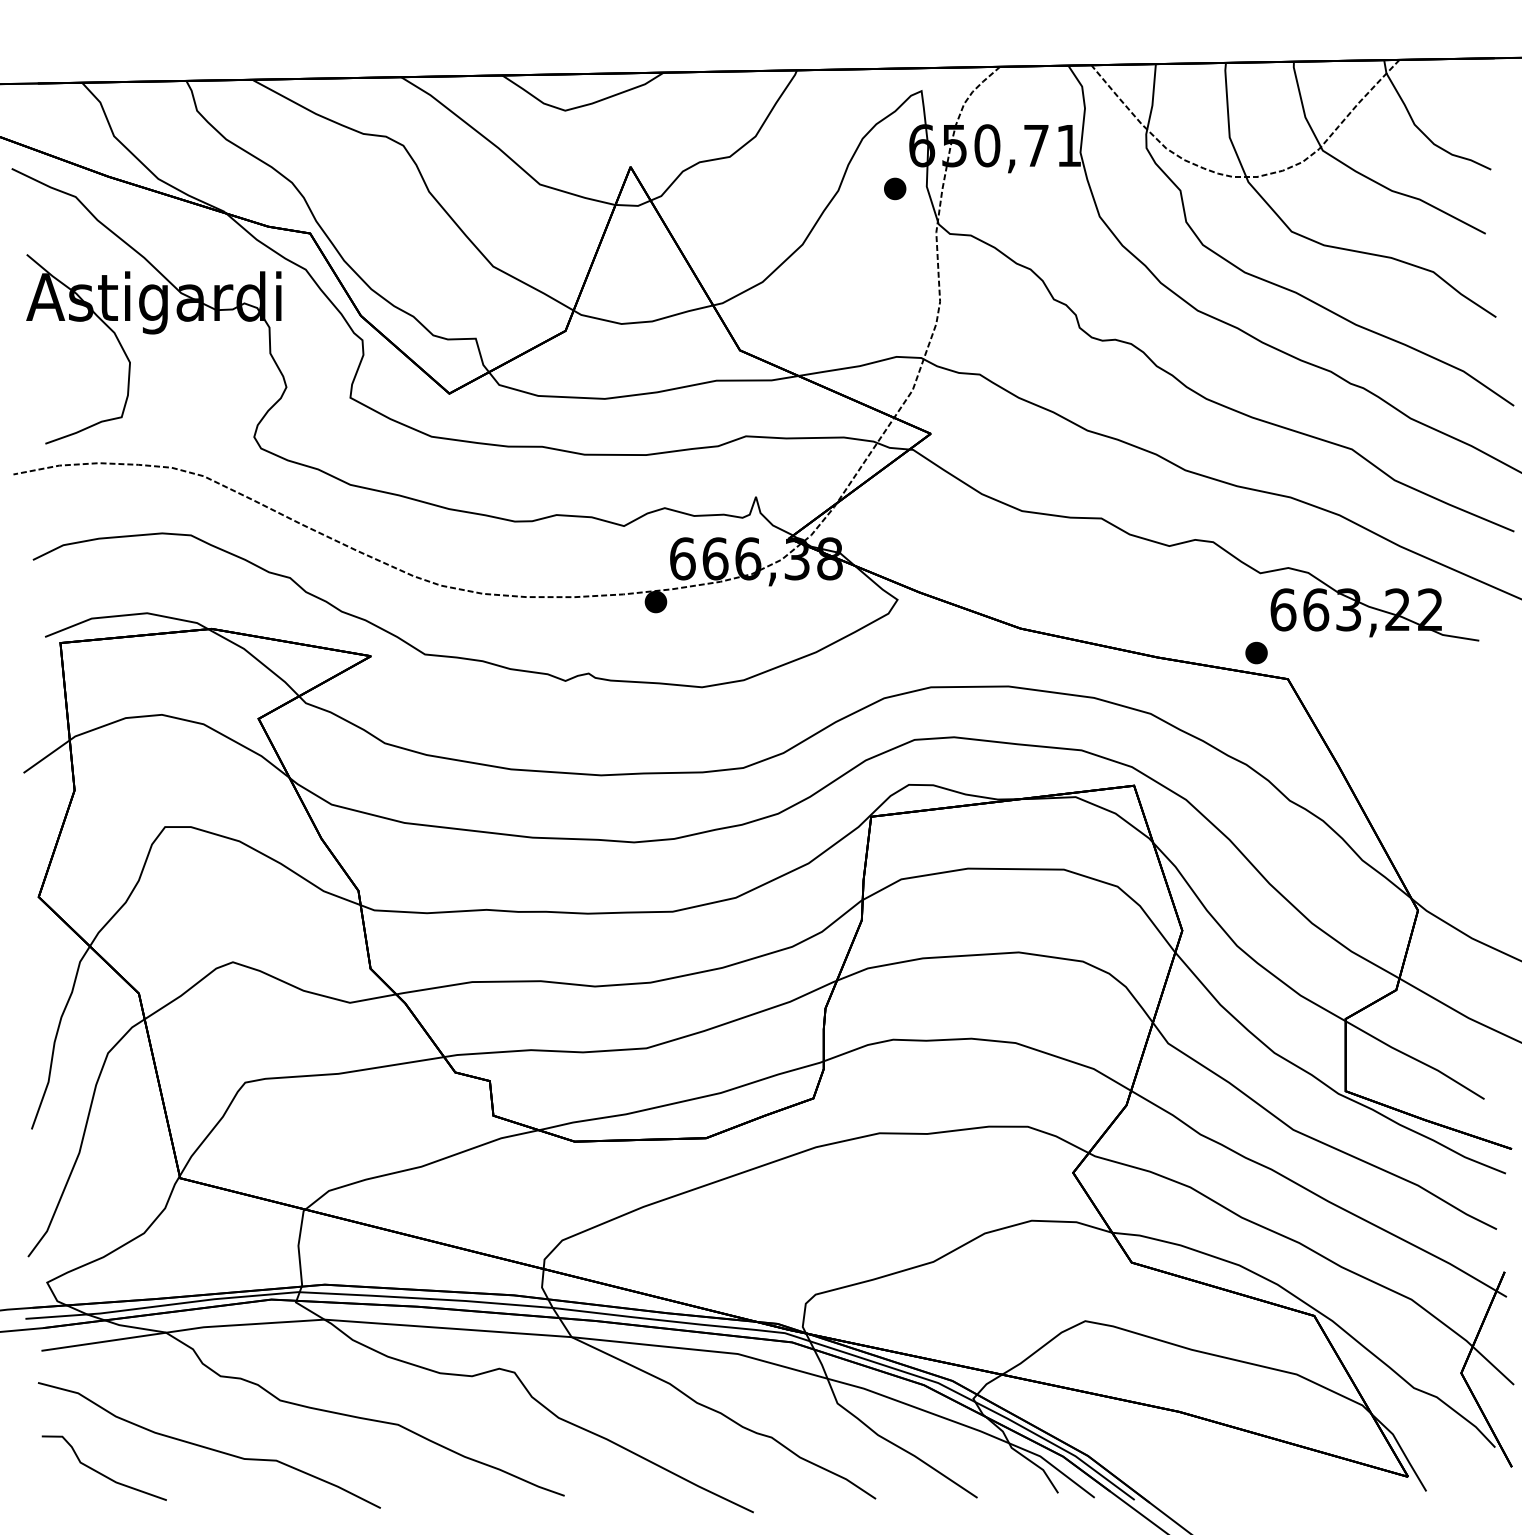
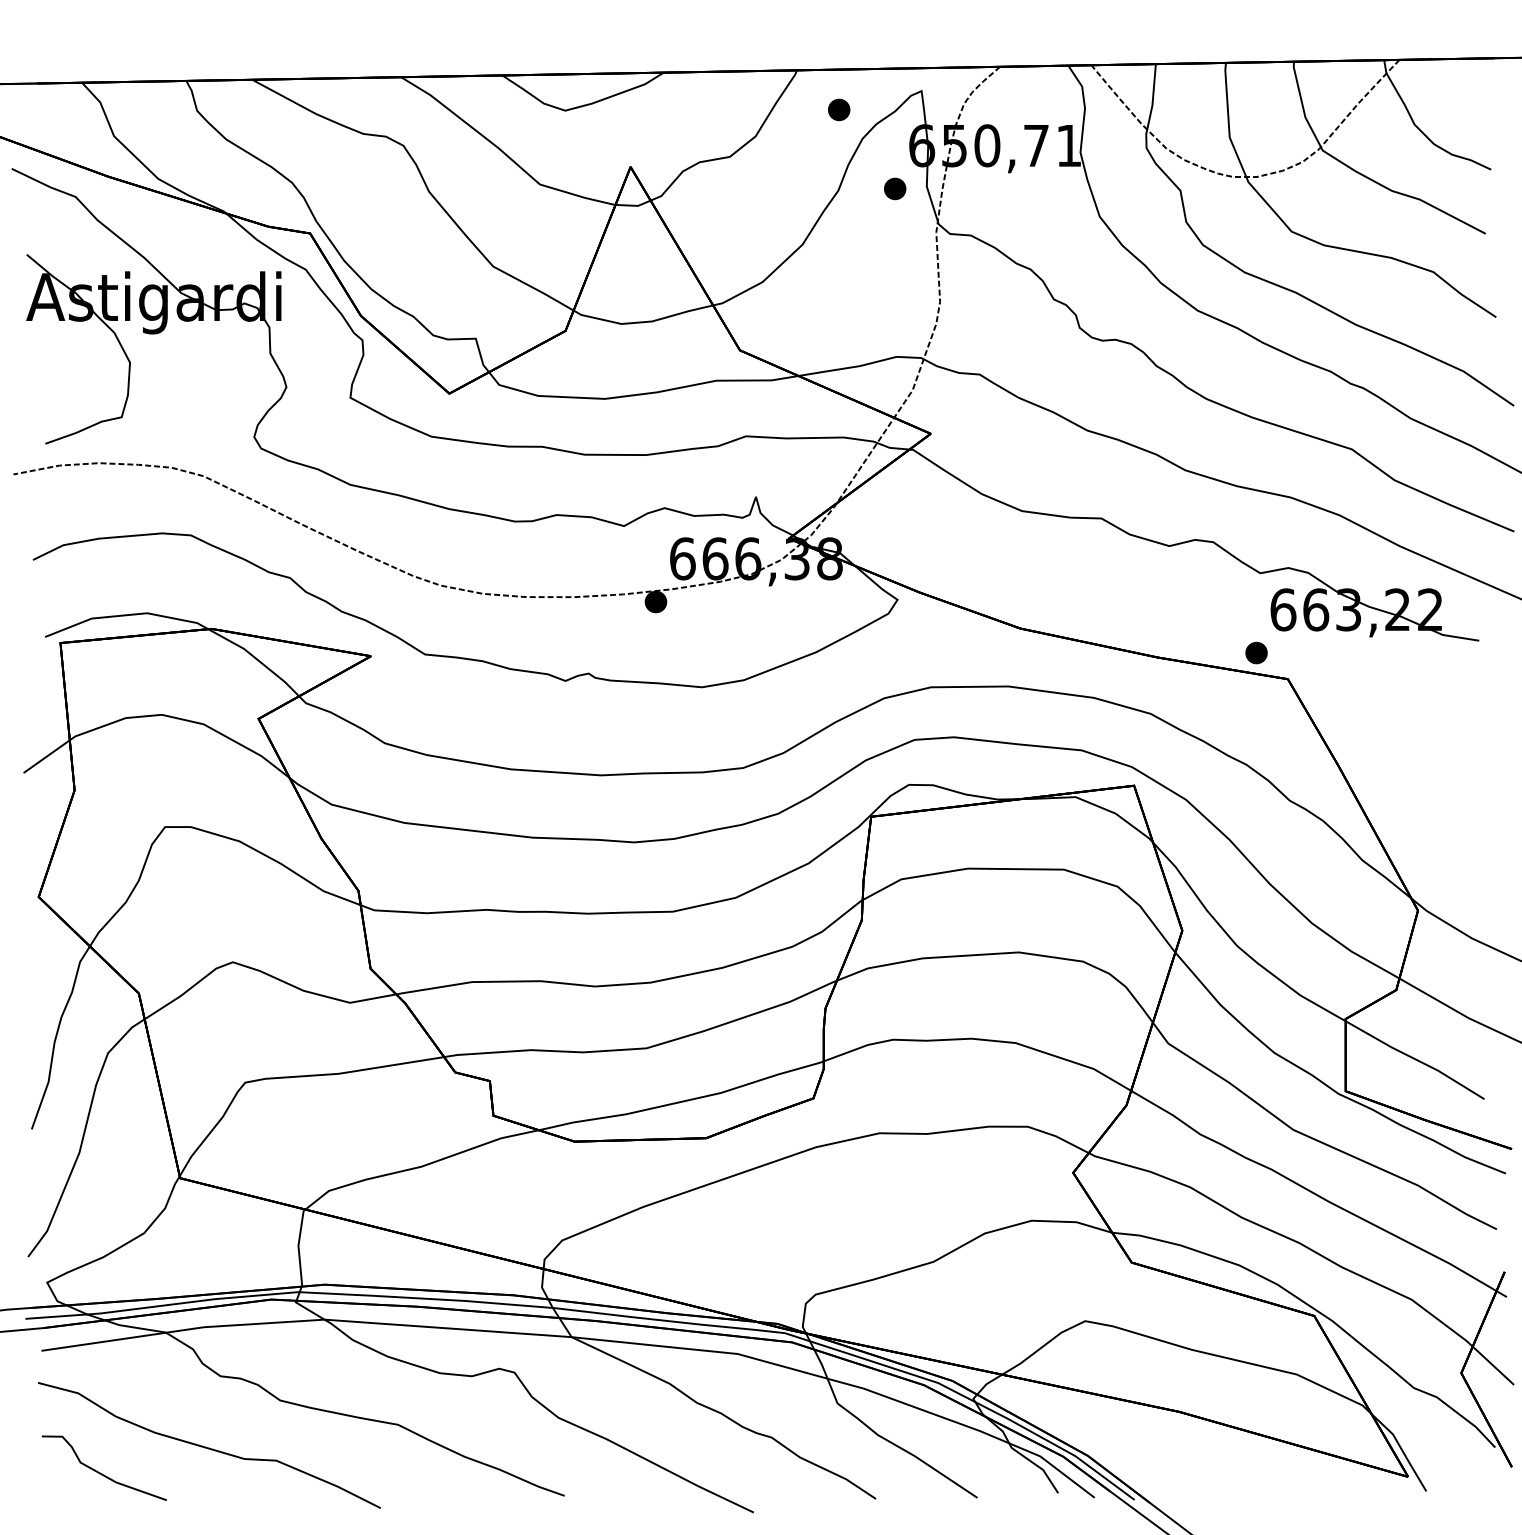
part: none -> present (839, 109)
